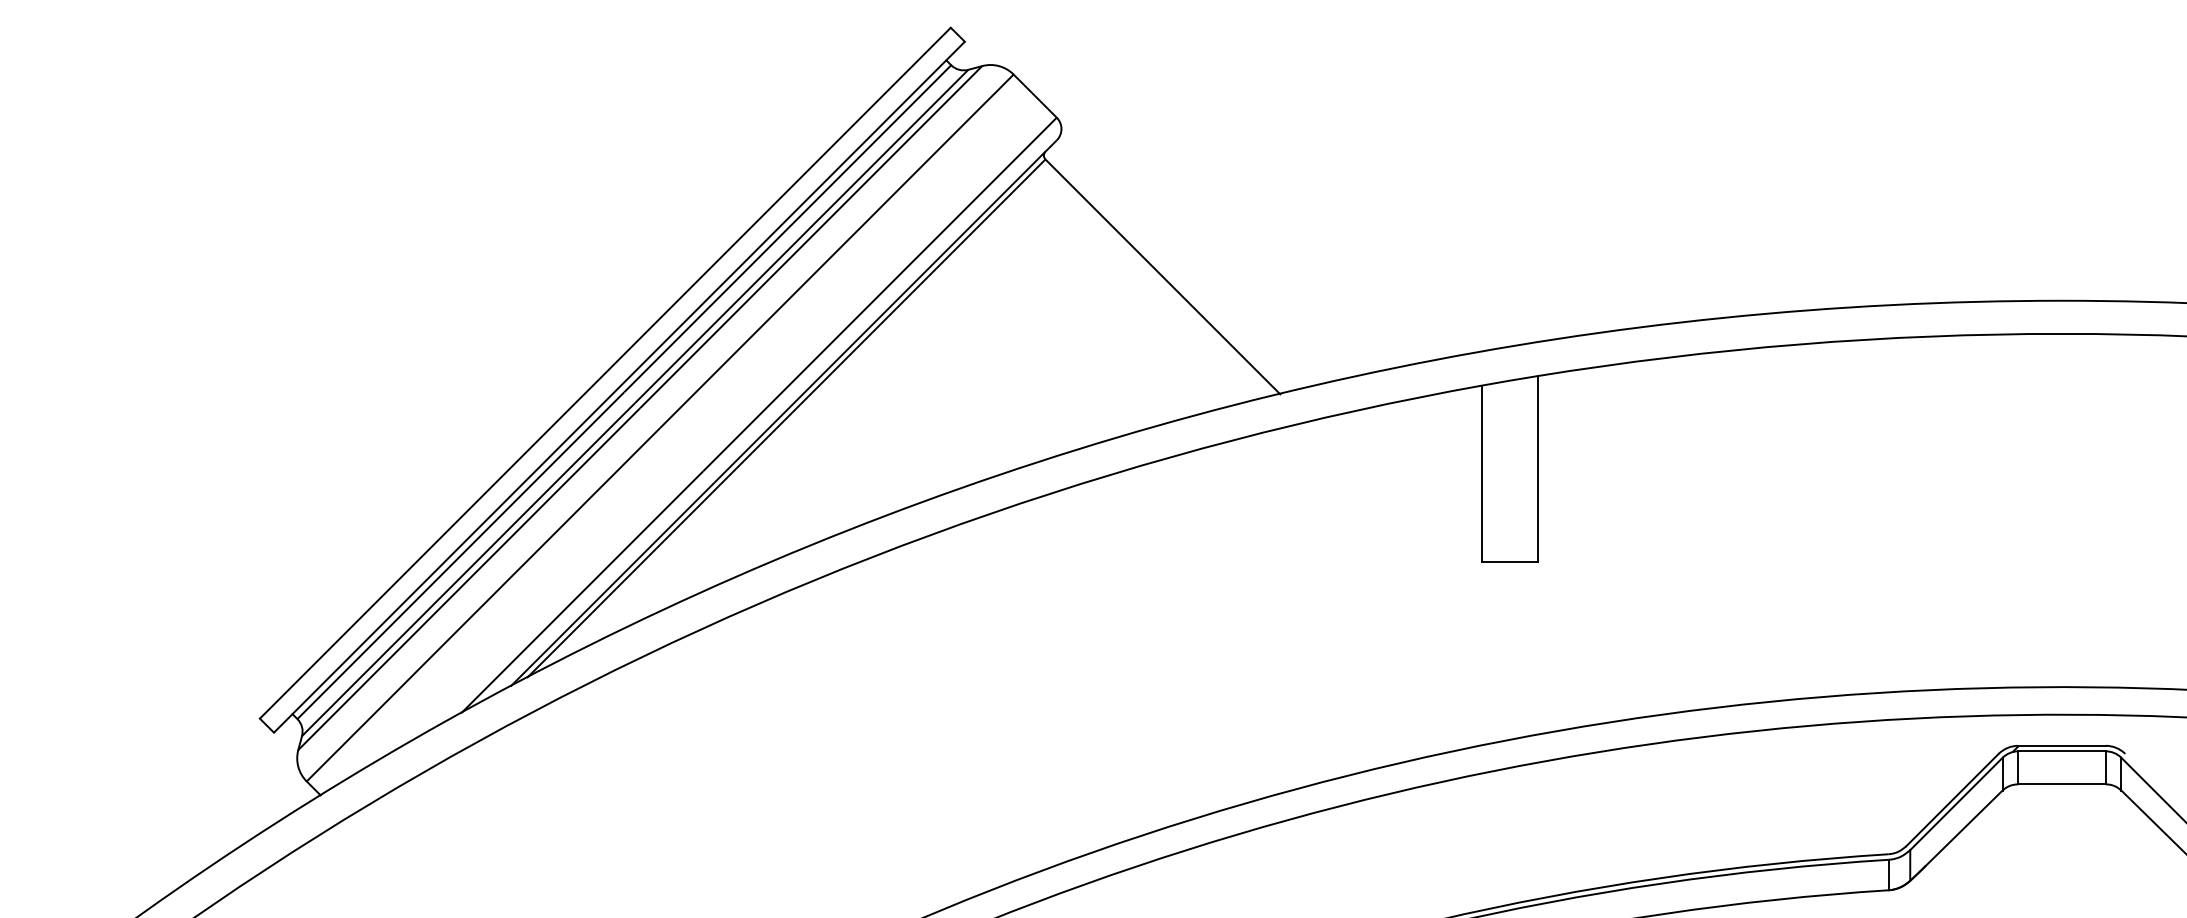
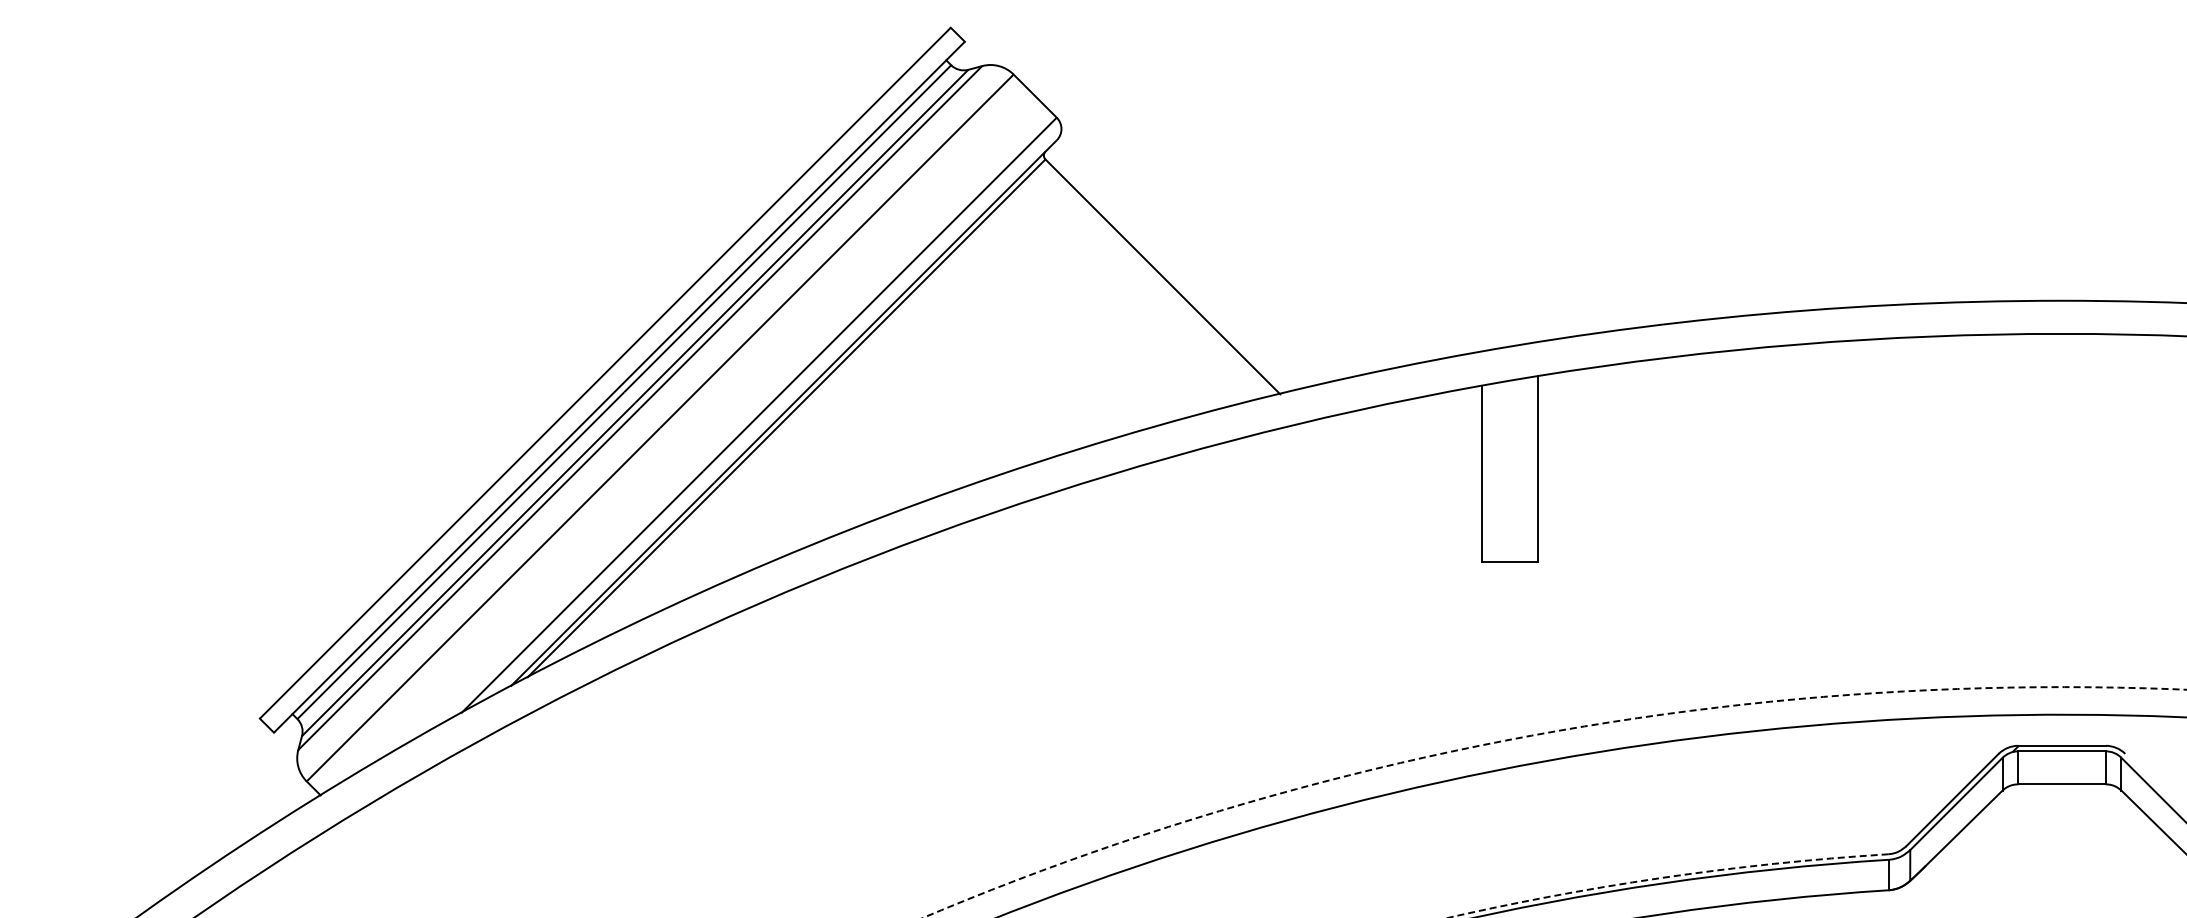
arc: solid -> dashed (1542, 733)
arc: solid -> dashed (1665, 877)
